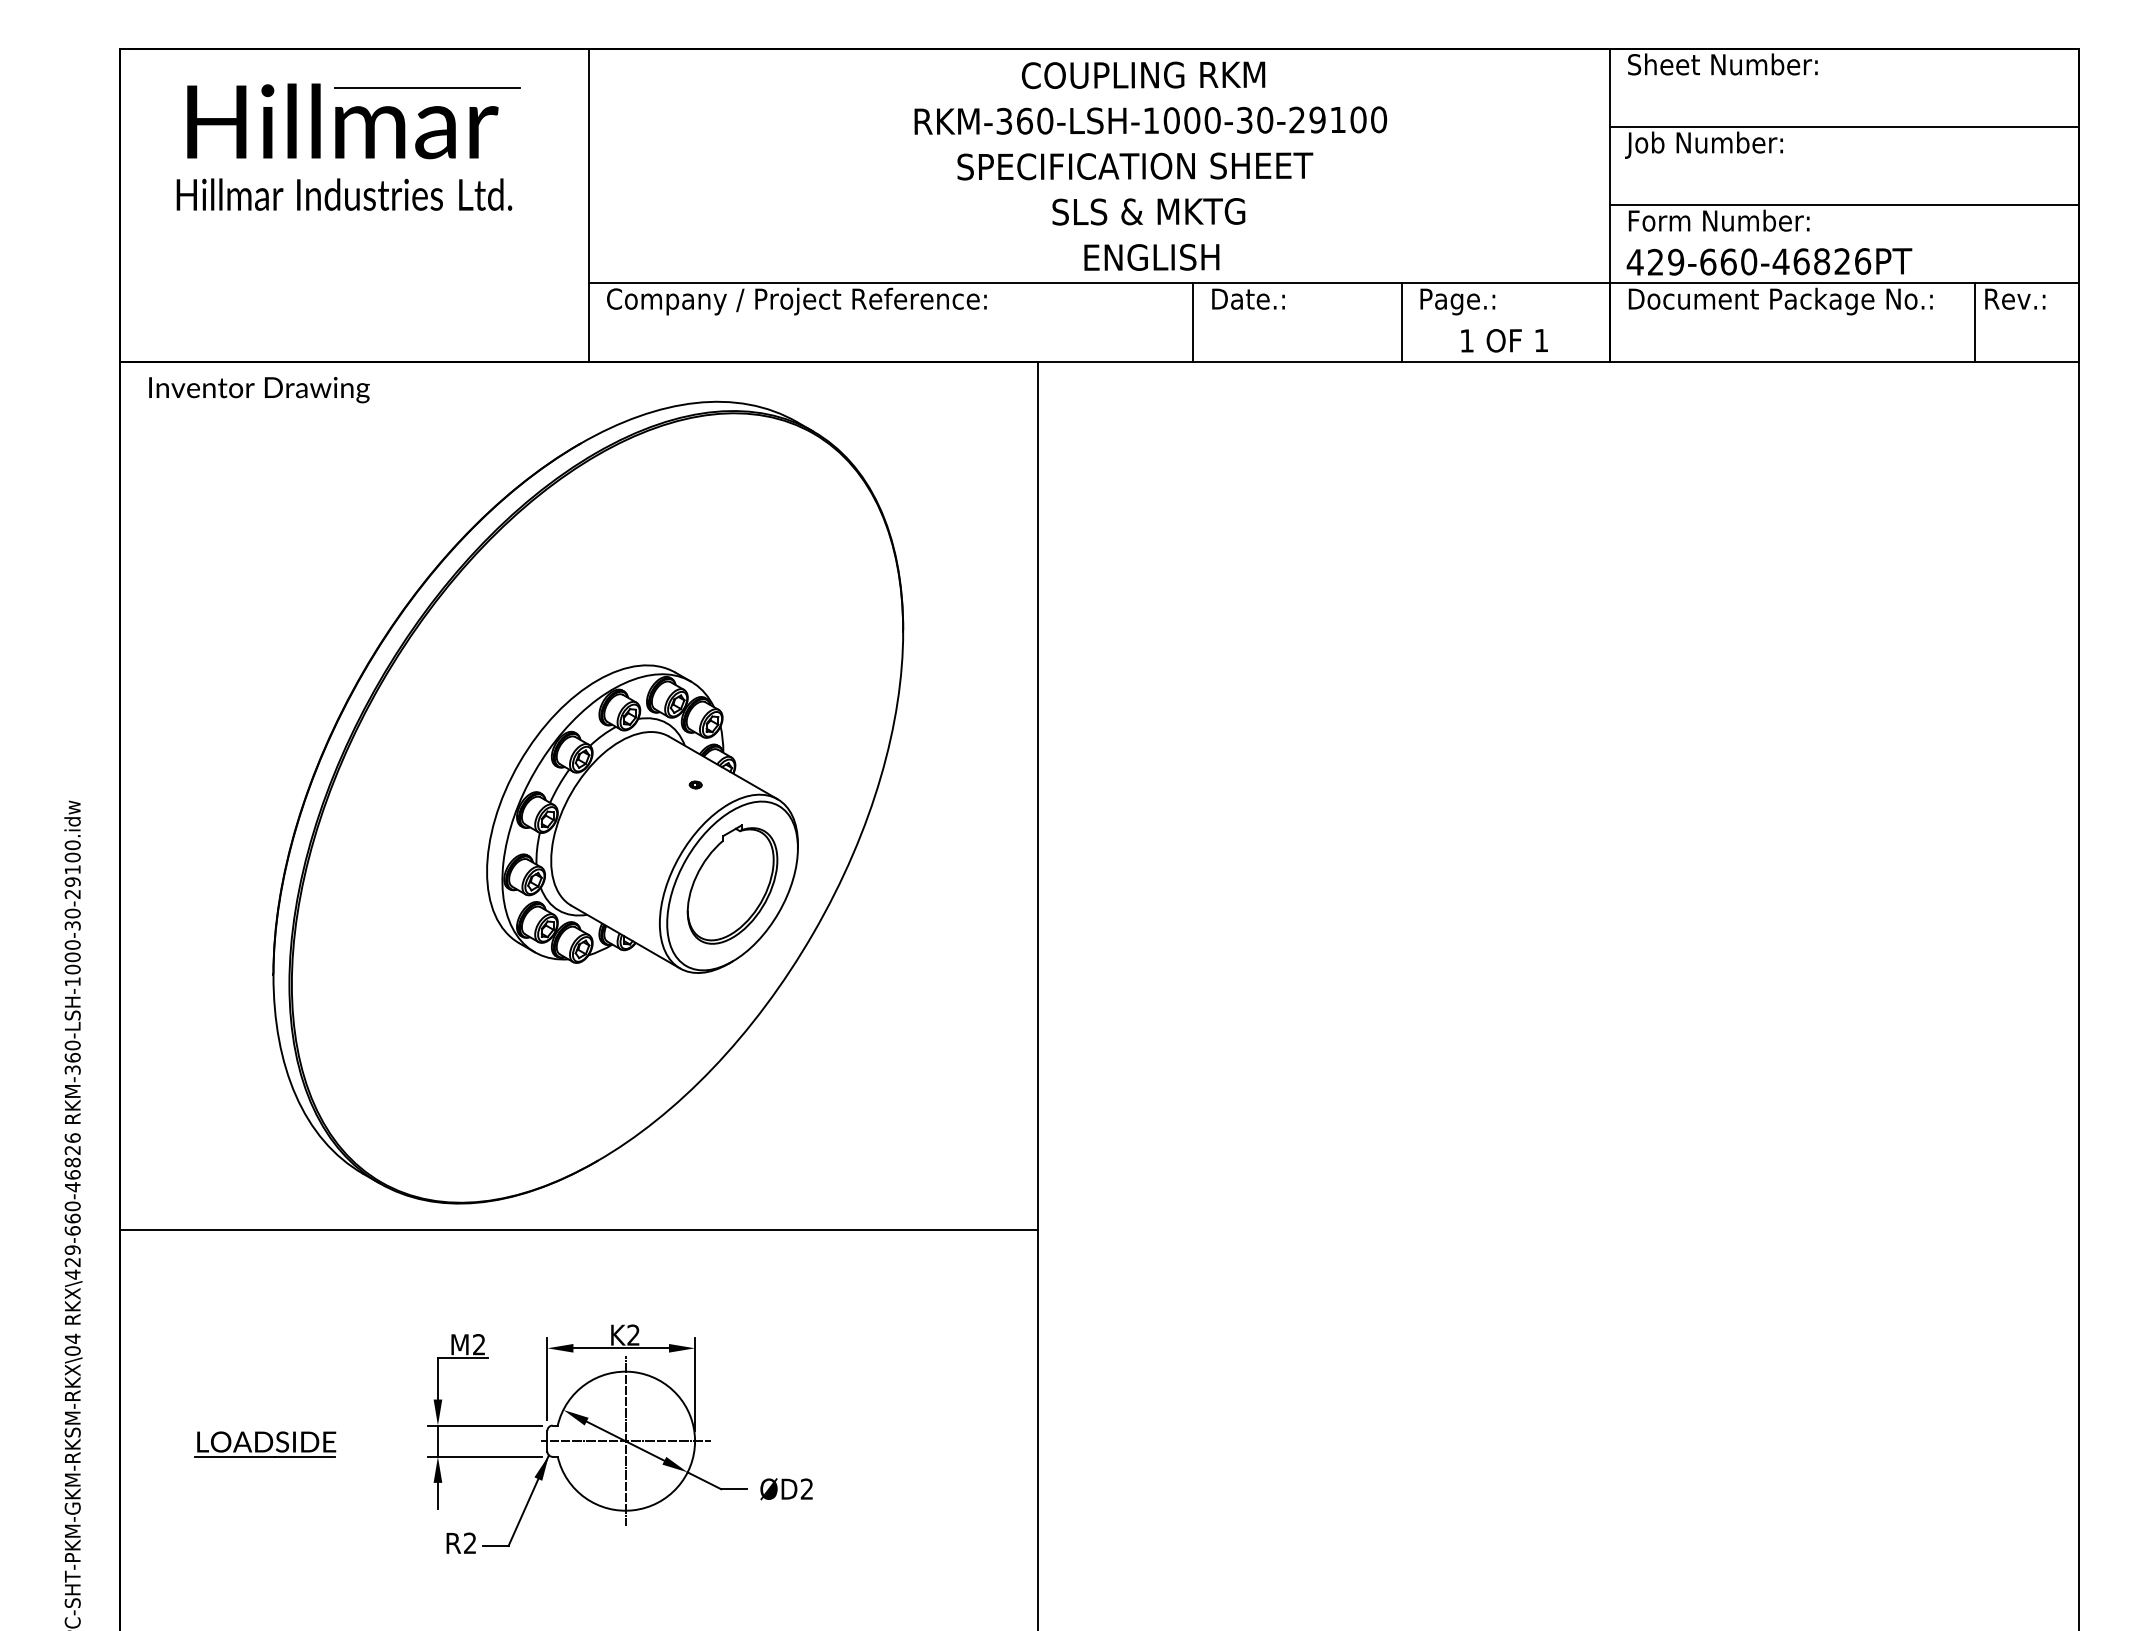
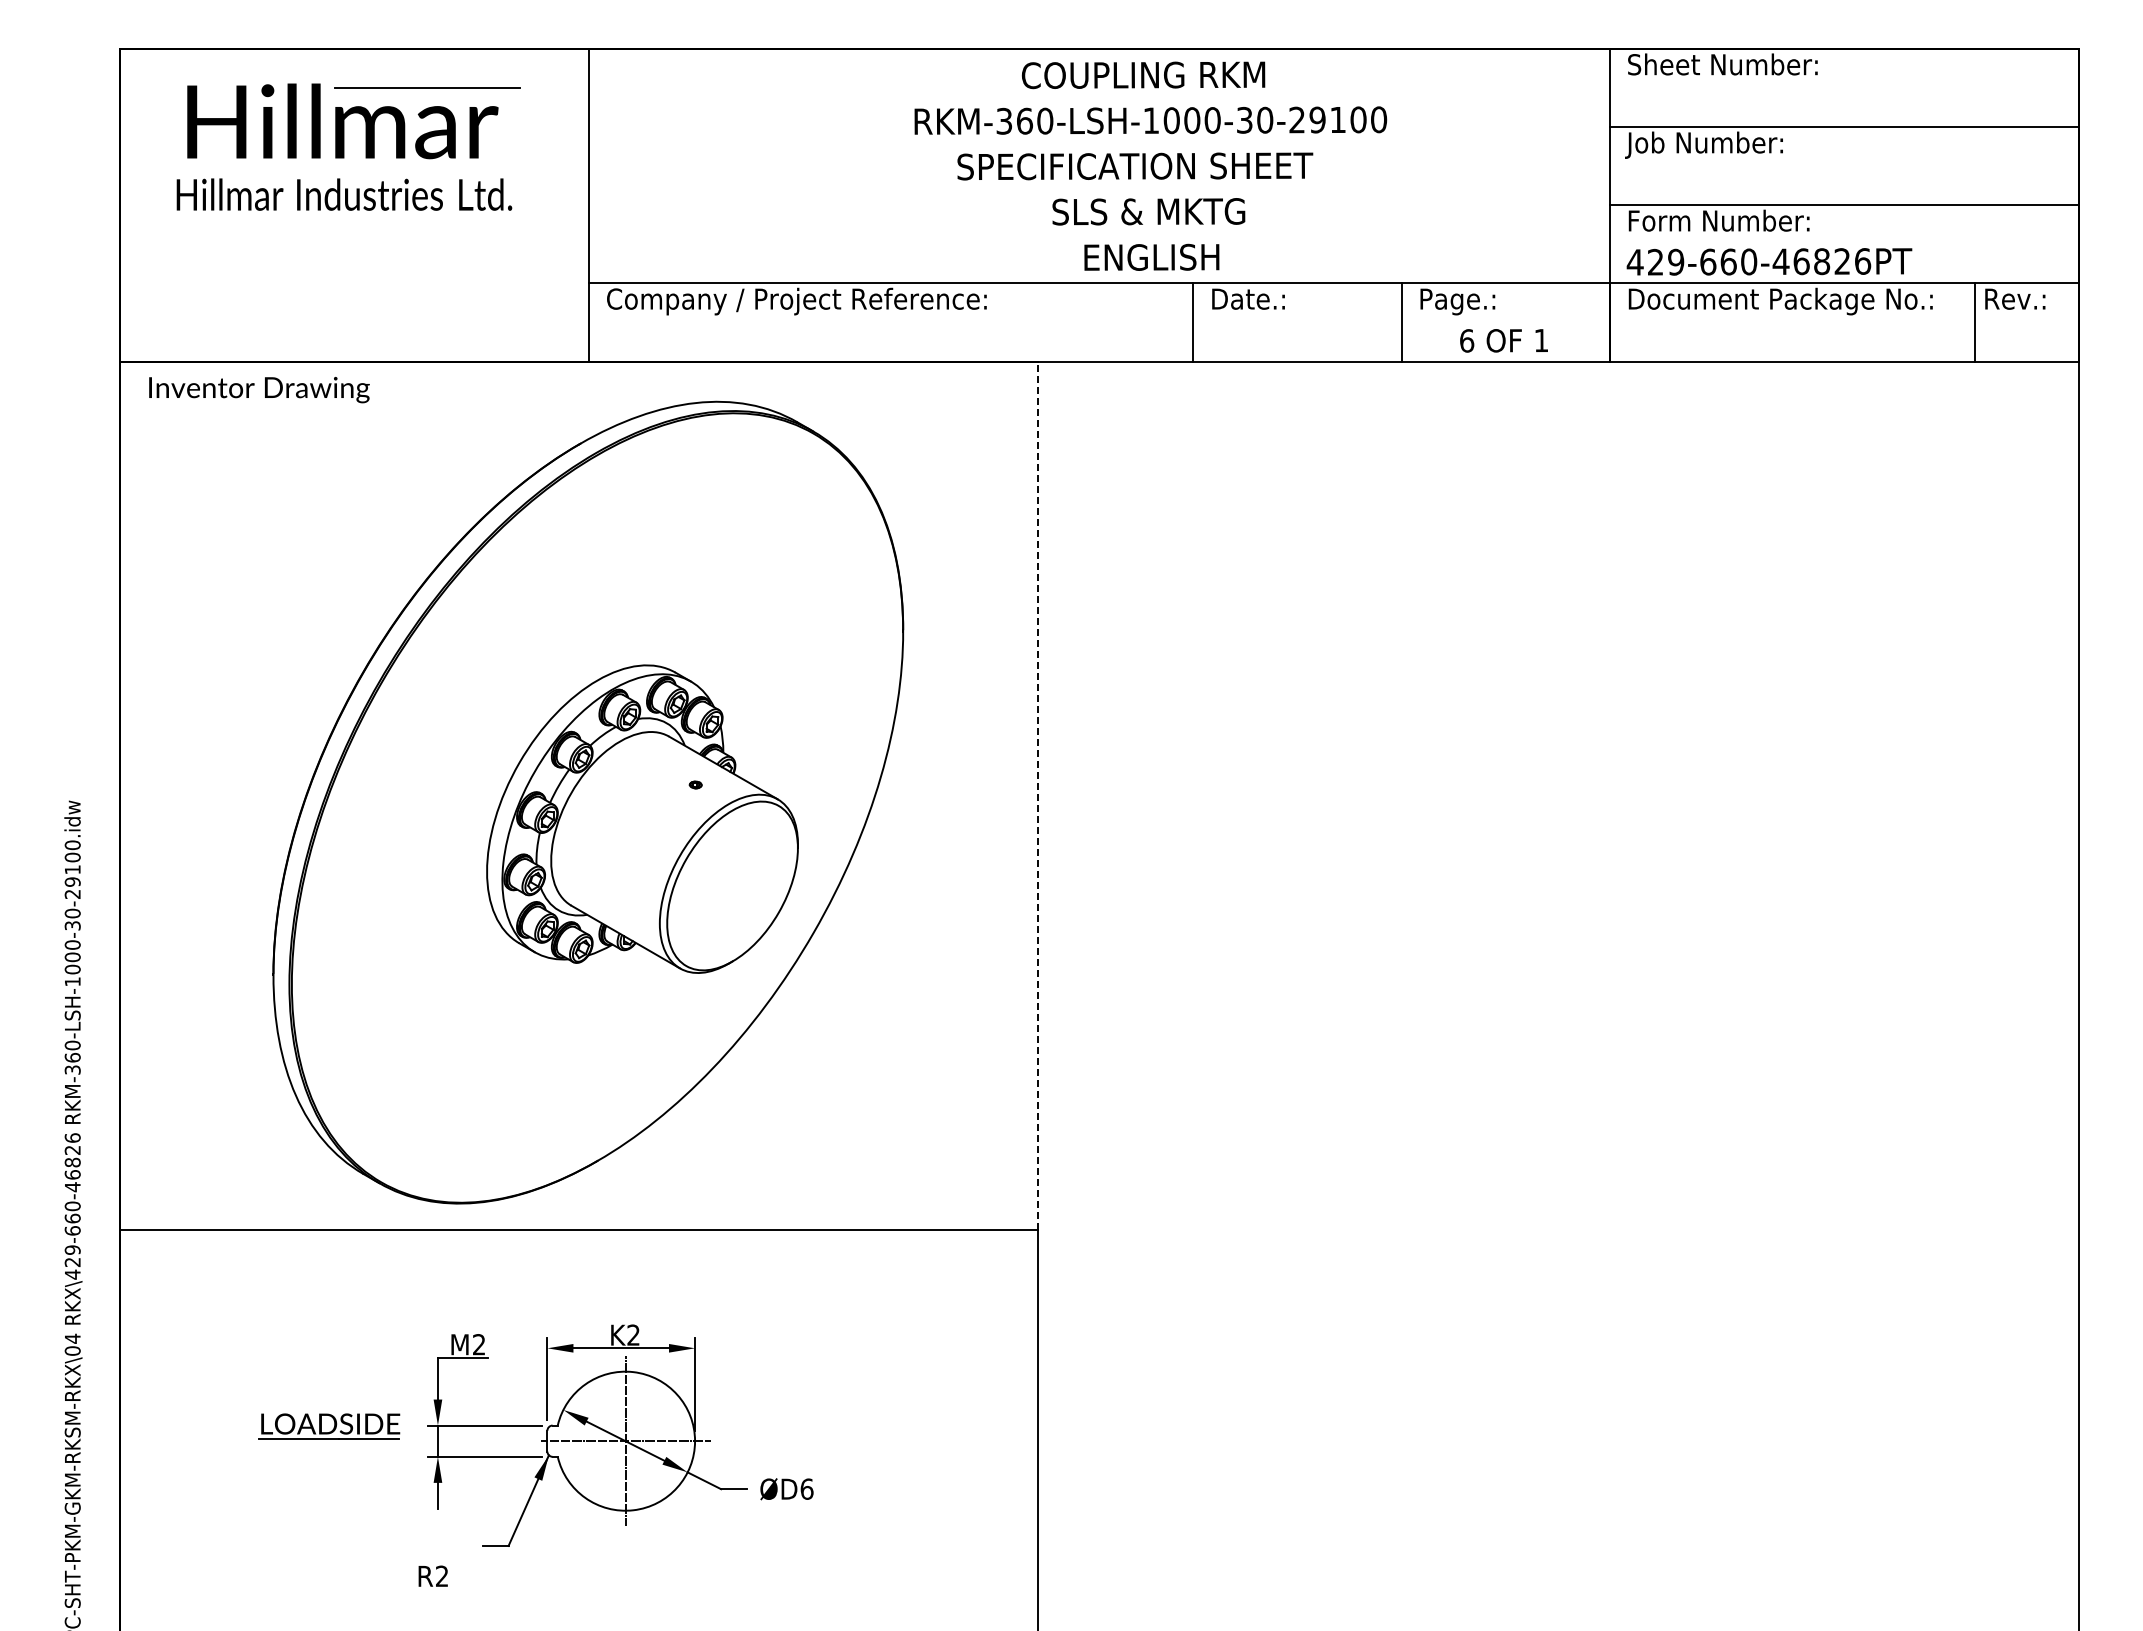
text: 1 -> 6 (1467, 340)
line: solid -> dashed (1037, 795)
part: present -> none (732, 884)
part position: (265, 1444) -> (329, 1426) (329, 1426)
text: ØD2 -> ØD6 (806, 1488)
text position: (460, 1542) -> (432, 1575) (432, 1575)
